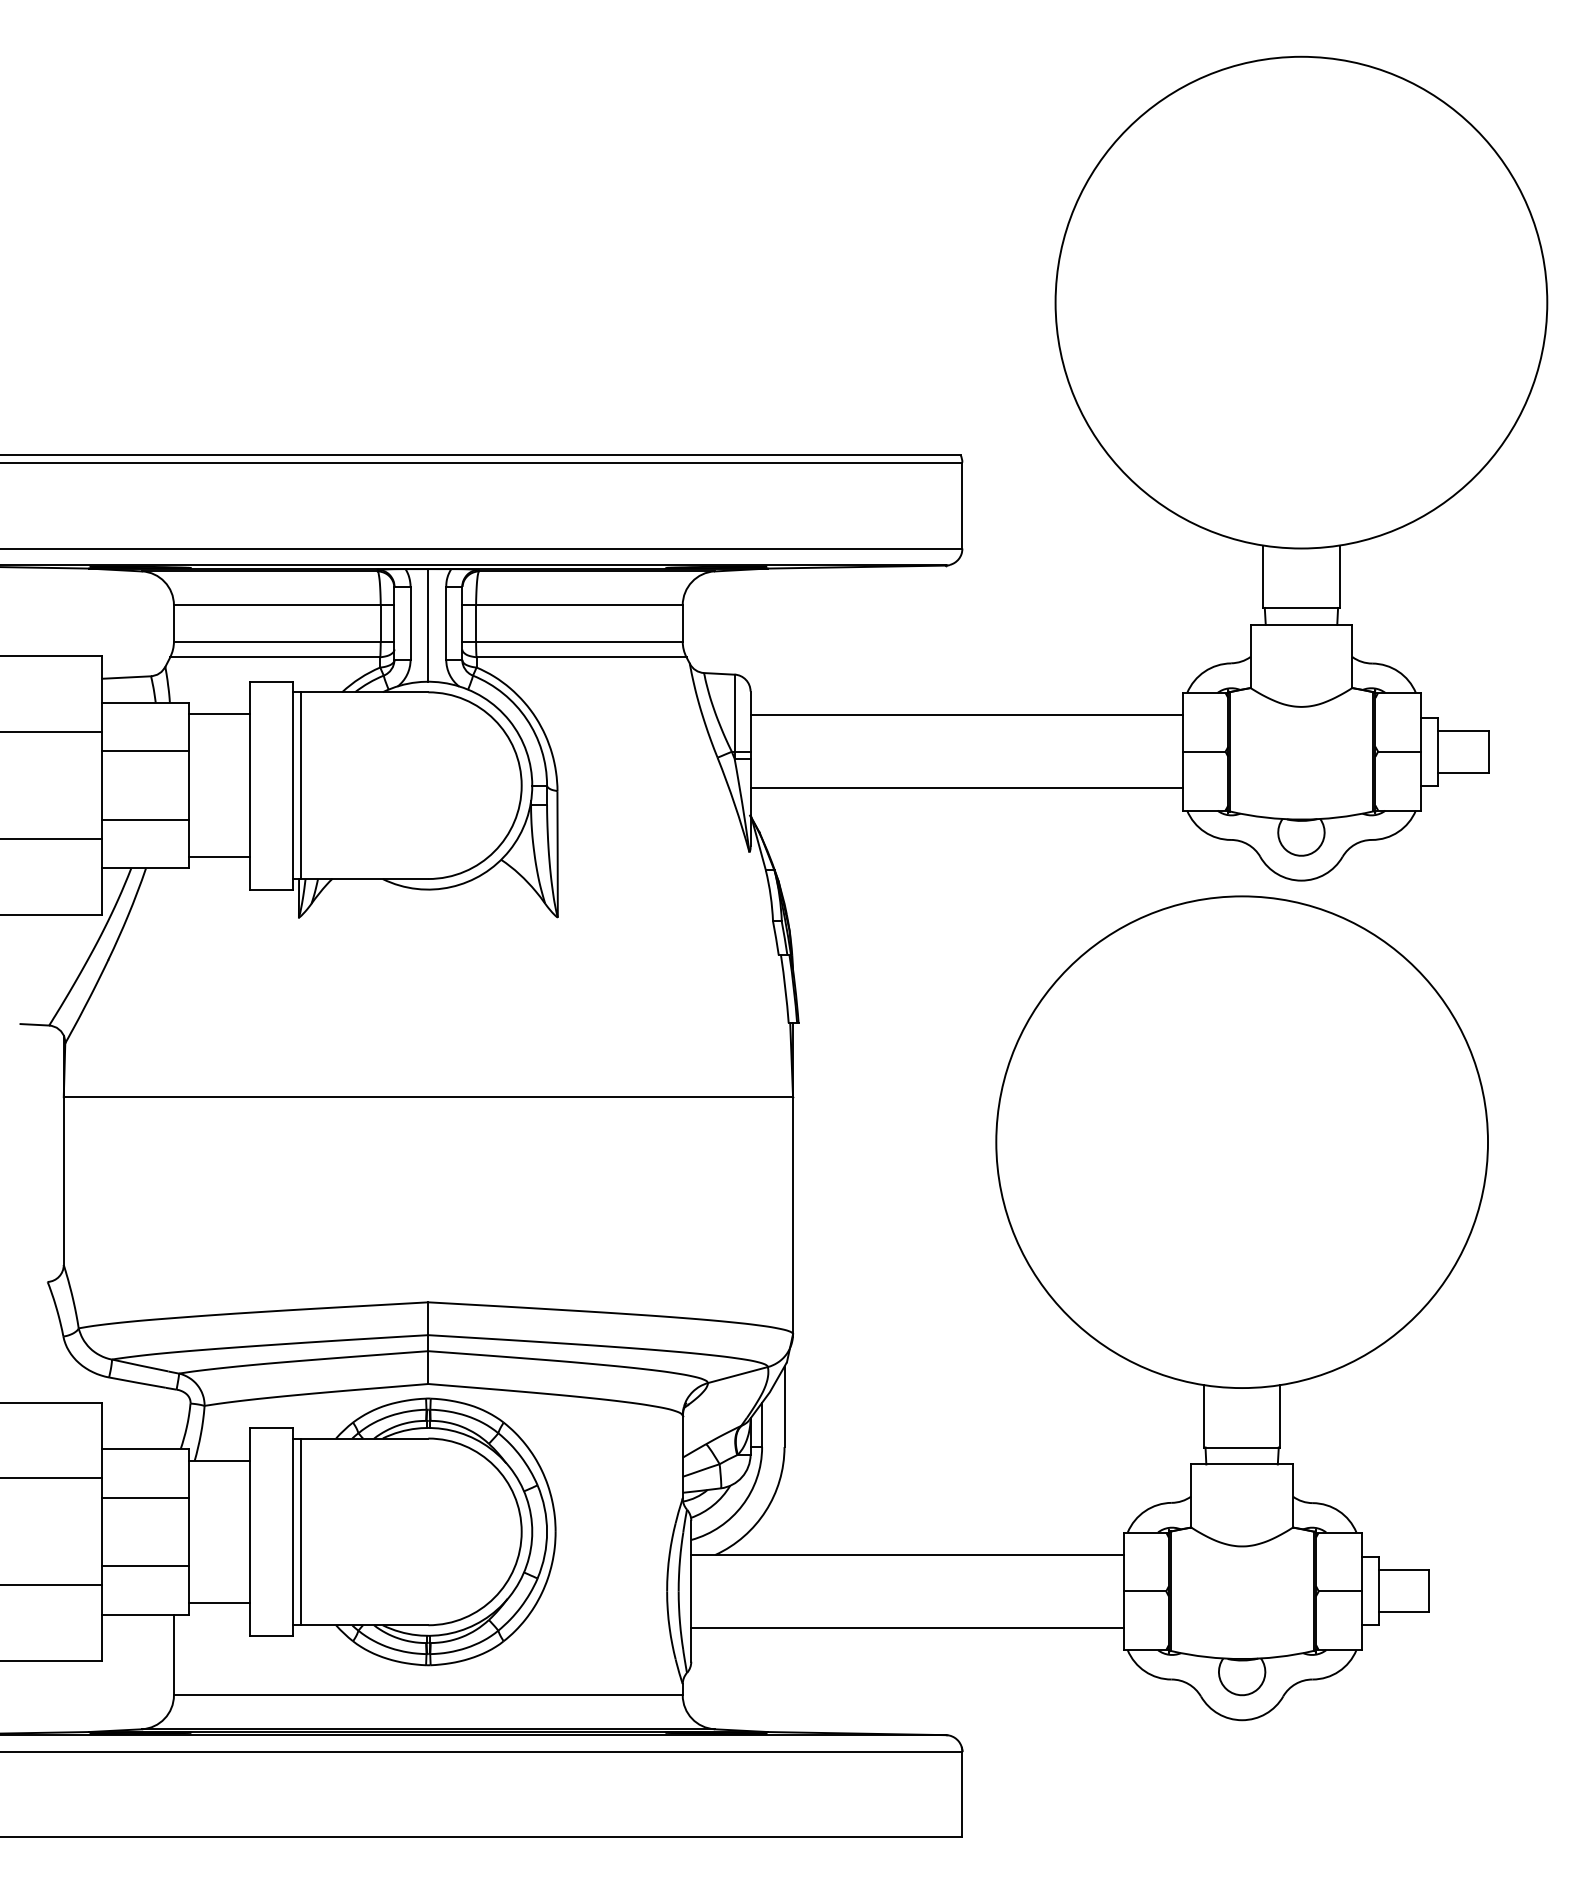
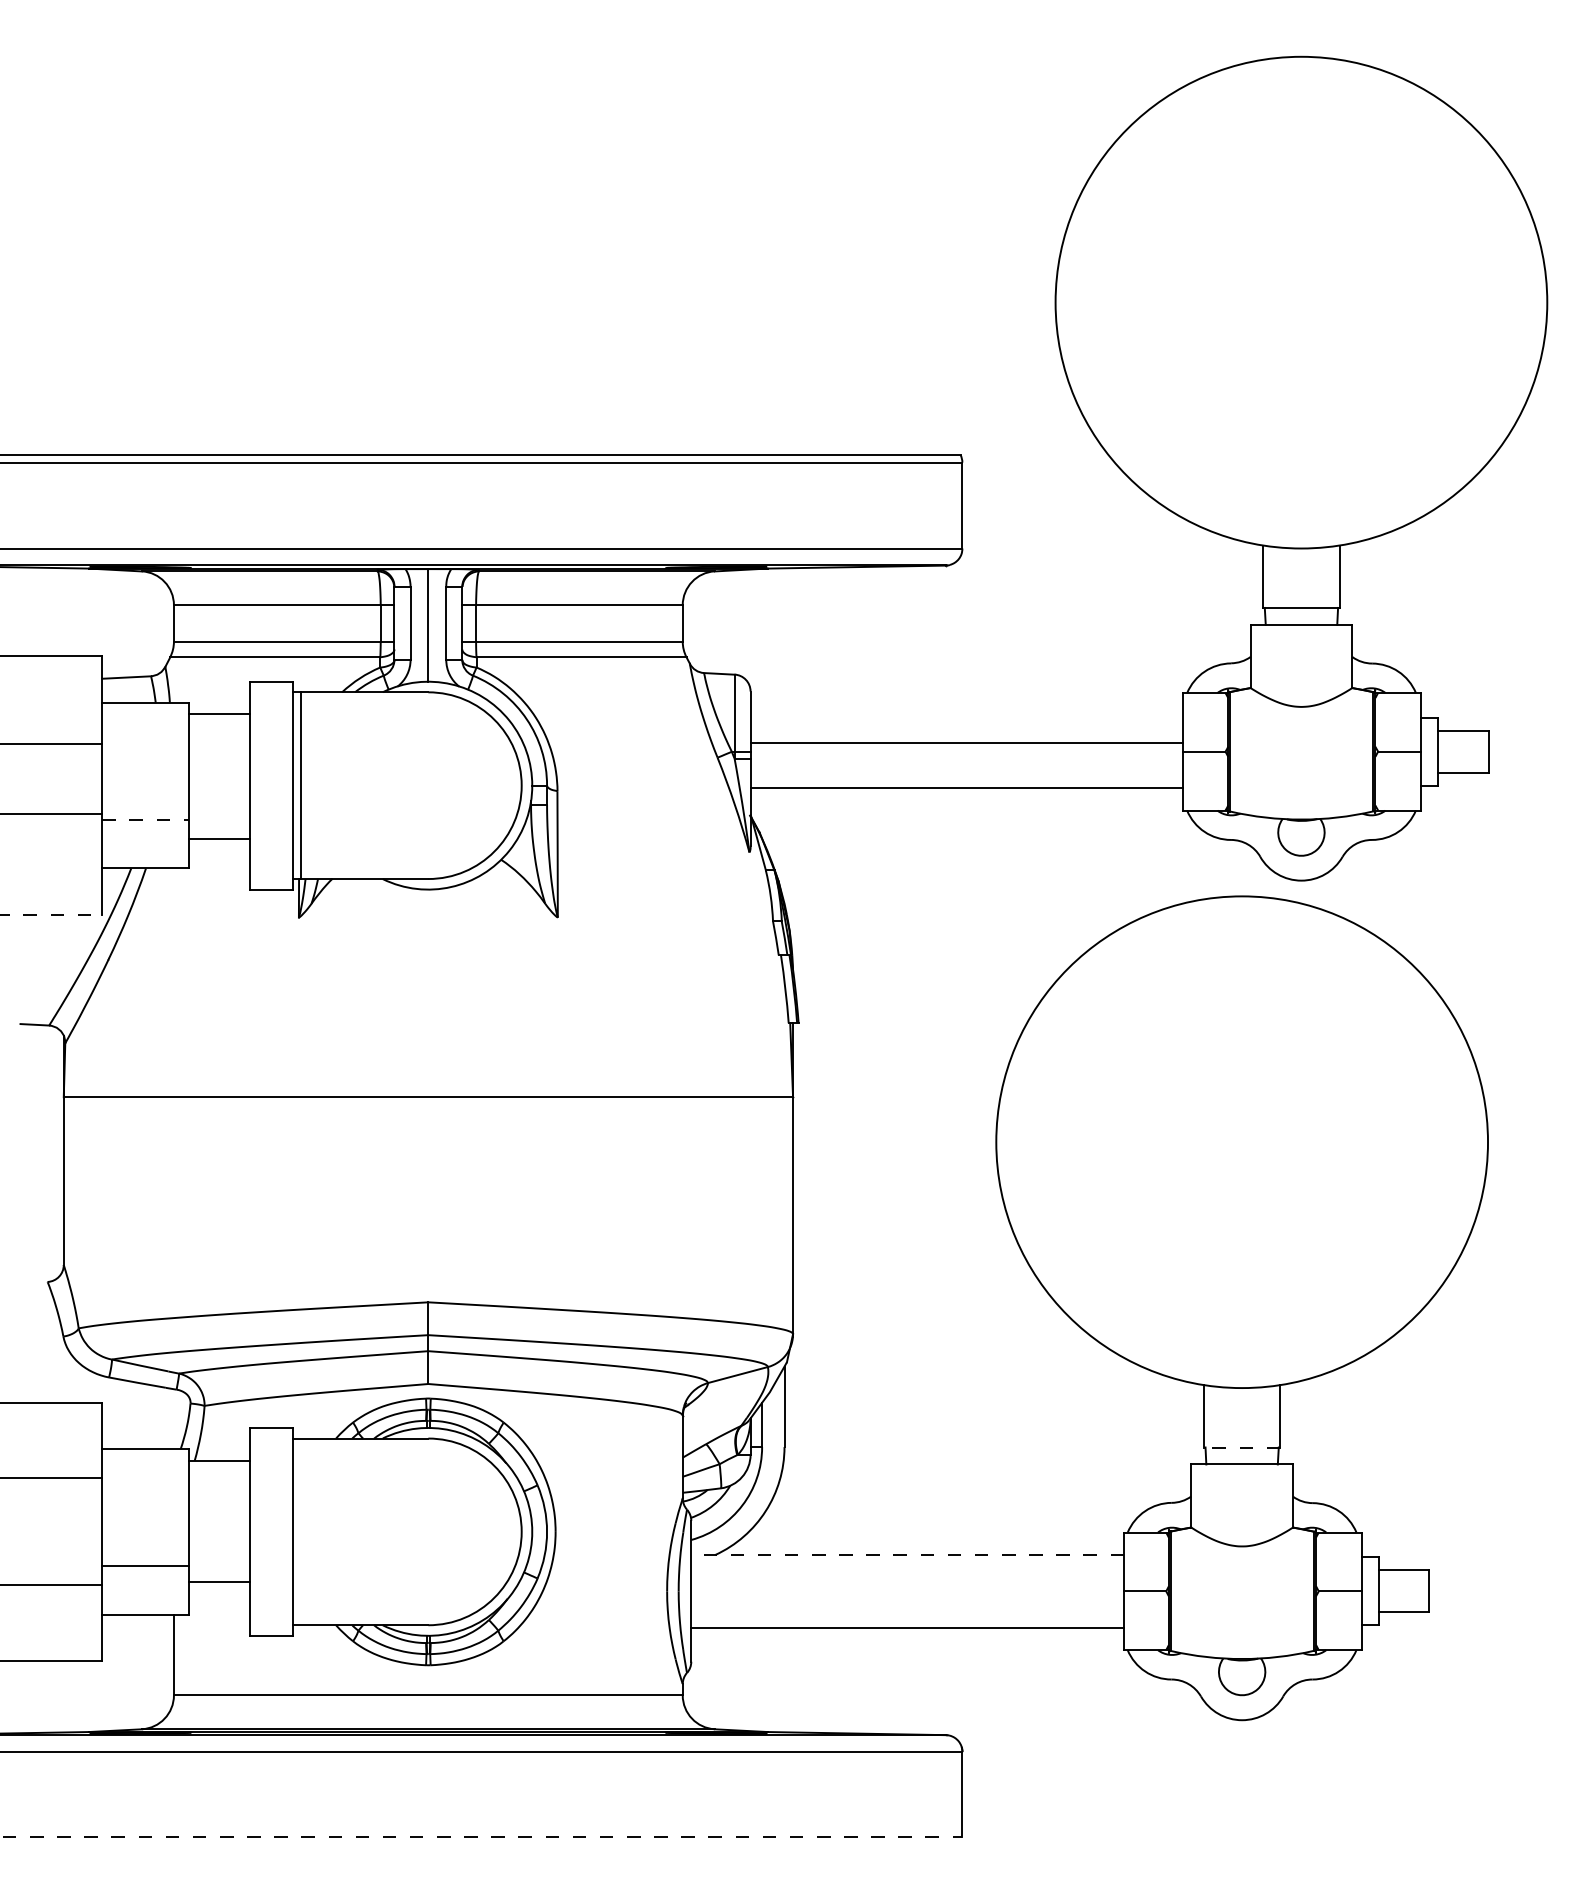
line position: (966, 715) -> (966, 743) (966, 743)
line position: (52, 732) -> (52, 744) (52, 744)
line: present -> none (145, 751)
line: solid -> dashed (146, 820)
line position: (52, 839) -> (52, 814) (52, 814)
line position: (219, 856) -> (219, 838) (219, 838)
line: solid -> dashed (51, 914)
line: solid -> dashed (1241, 1447)
line: present -> none (145, 1497)
line: present -> none (301, 1531)
line: solid -> dashed (907, 1554)
line position: (219, 1603) -> (219, 1582) (219, 1582)
line: solid -> dashed (481, 1837)
